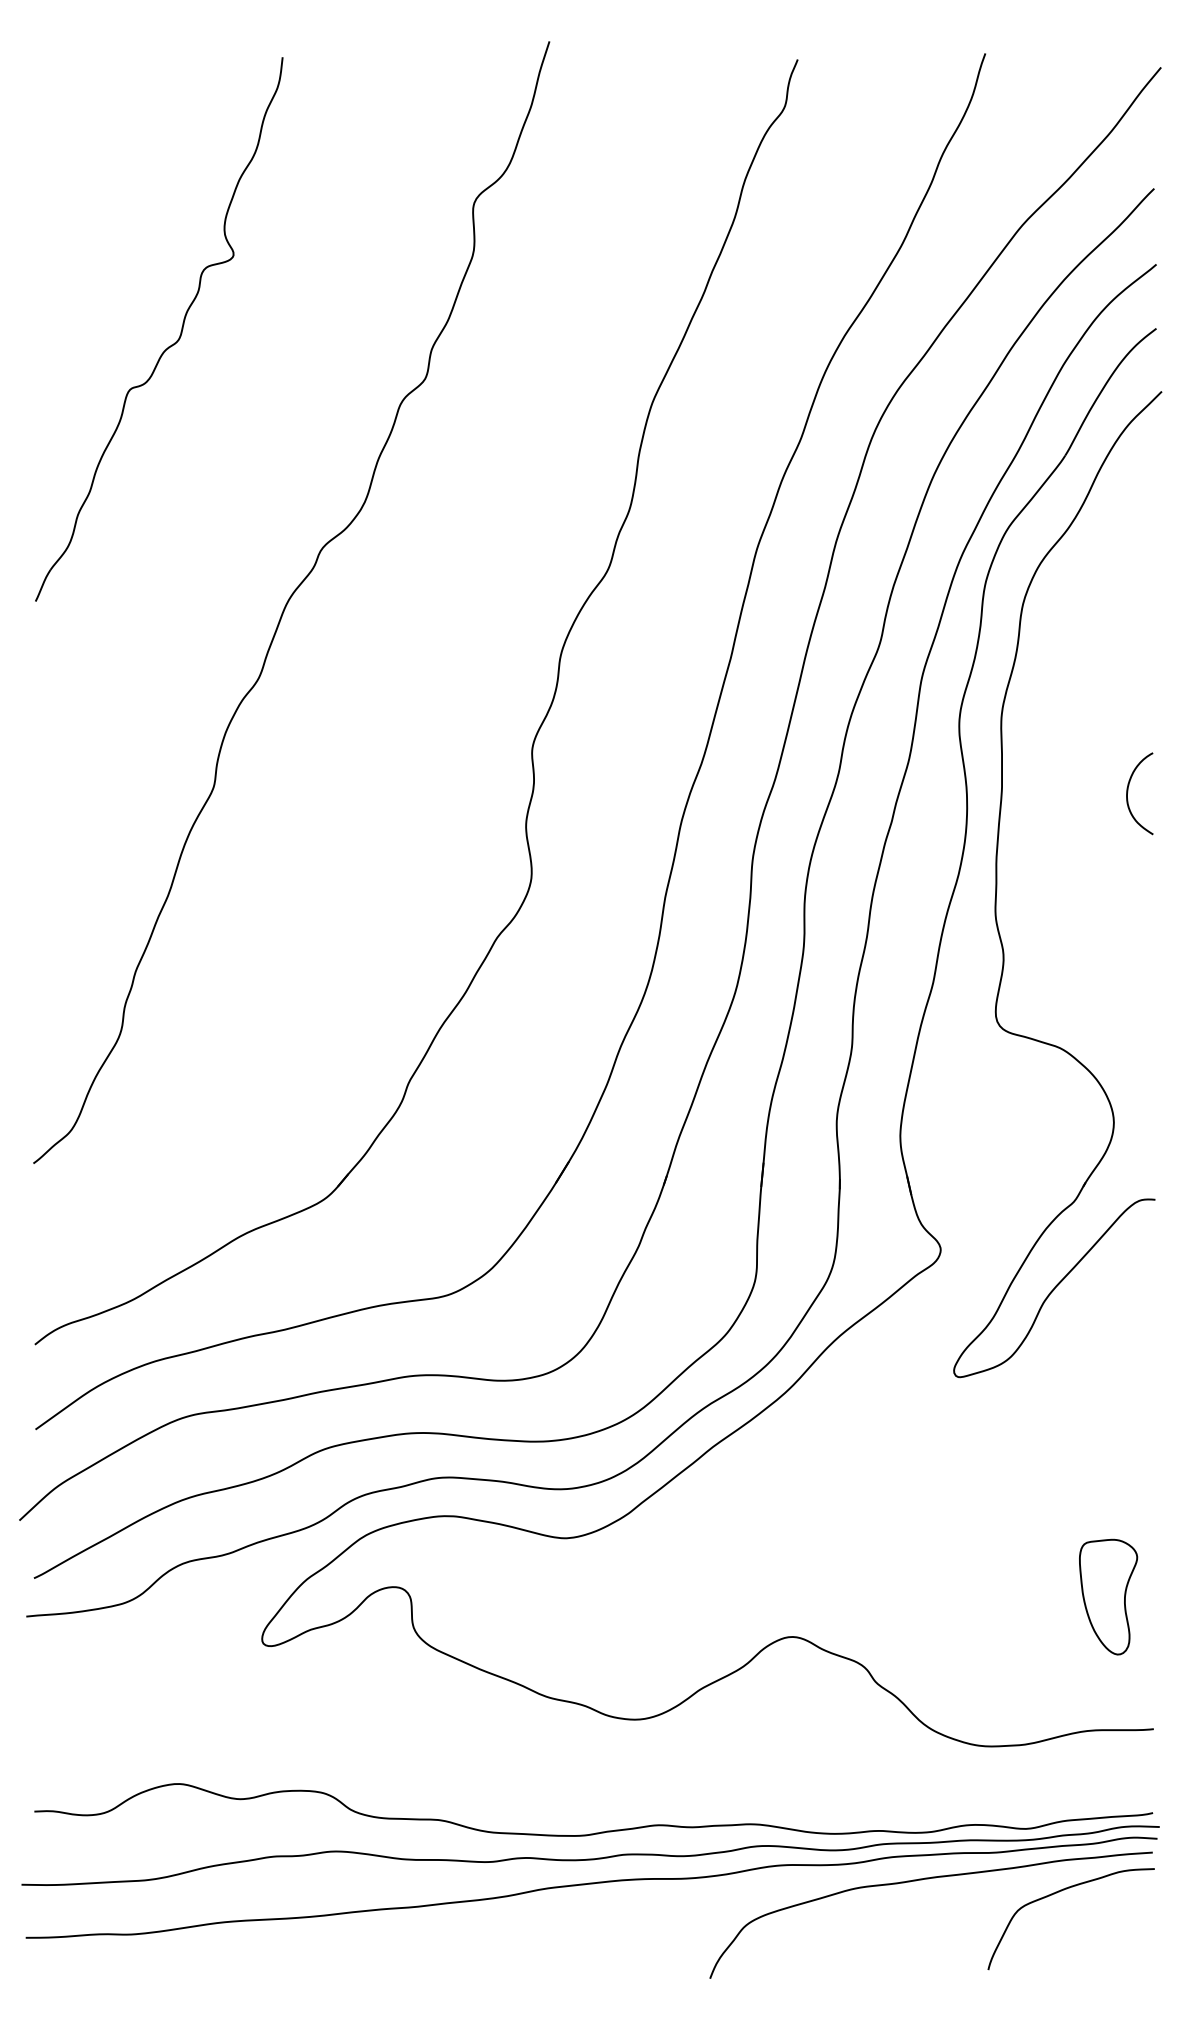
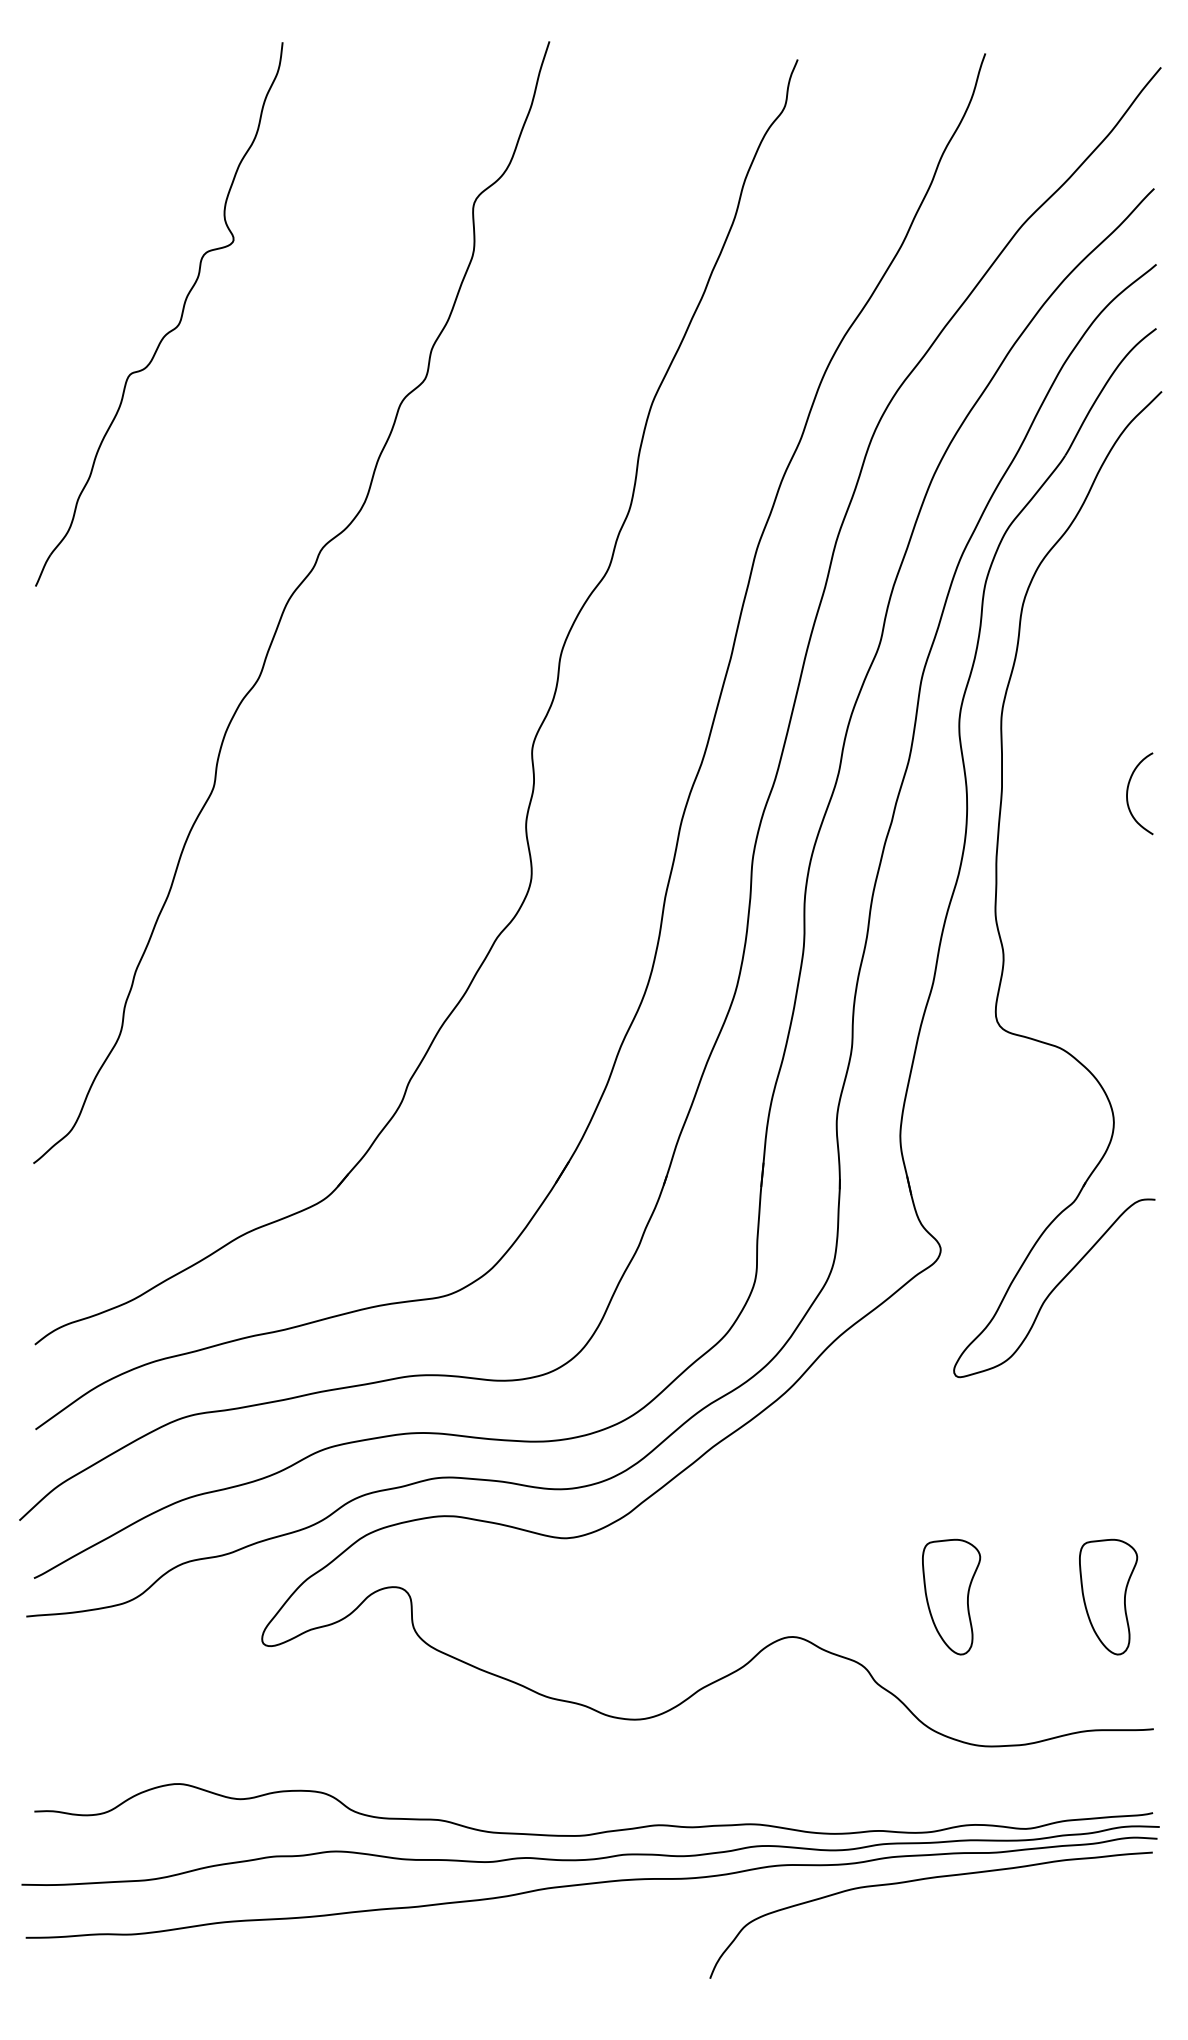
part position: (171, 344) -> (171, 329) (171, 329)
part: none -> present (951, 1596)
curve: present -> none (1059, 1892)
